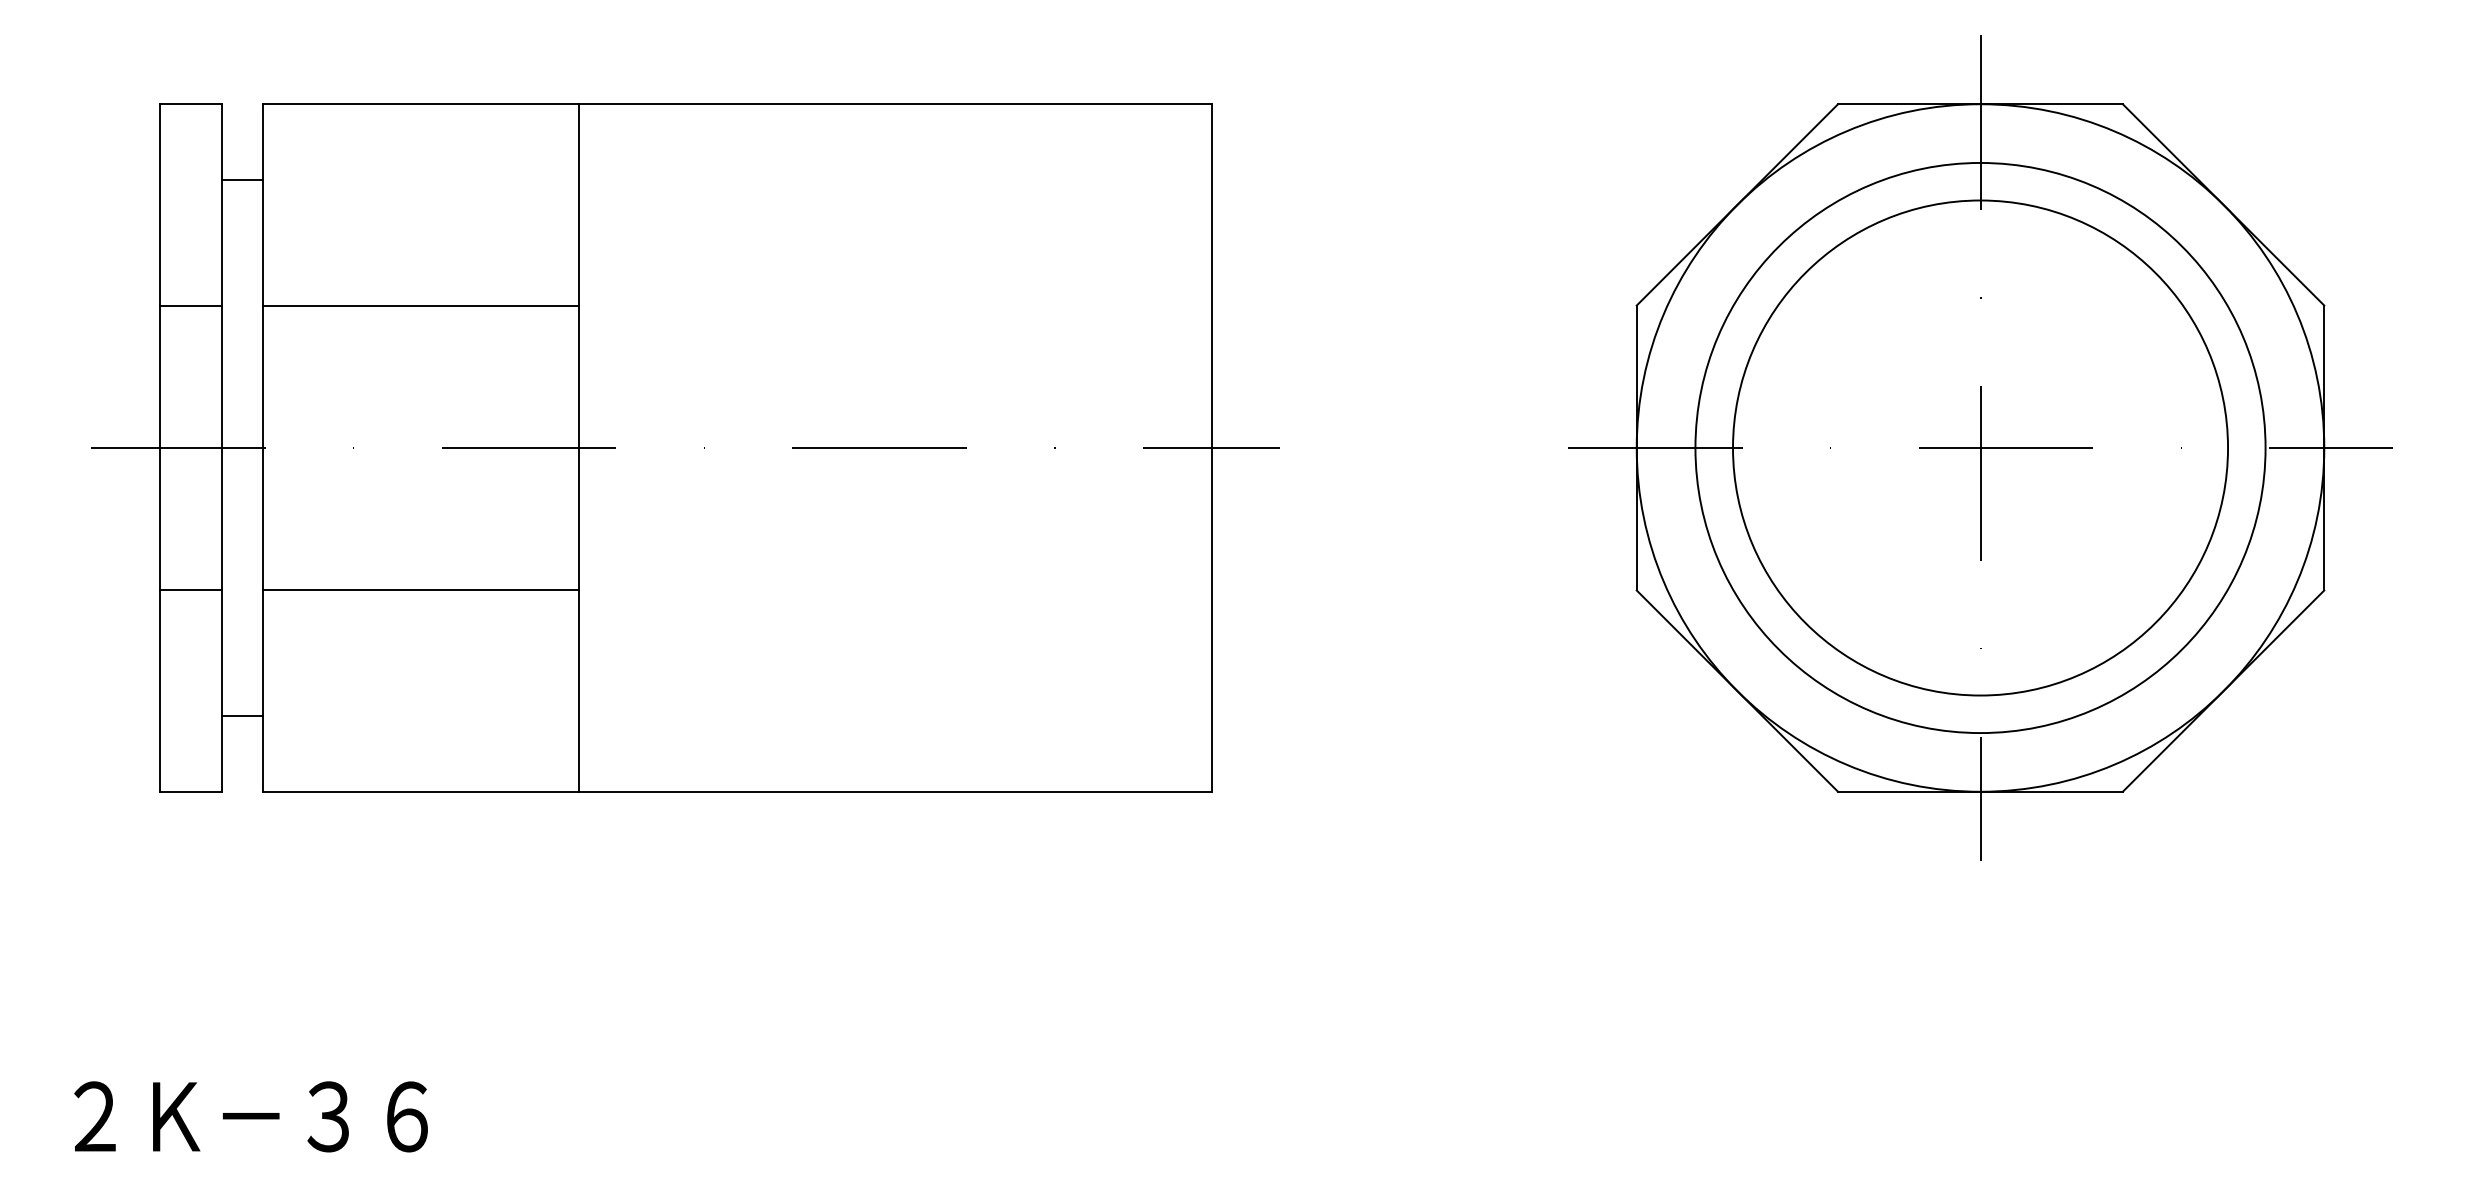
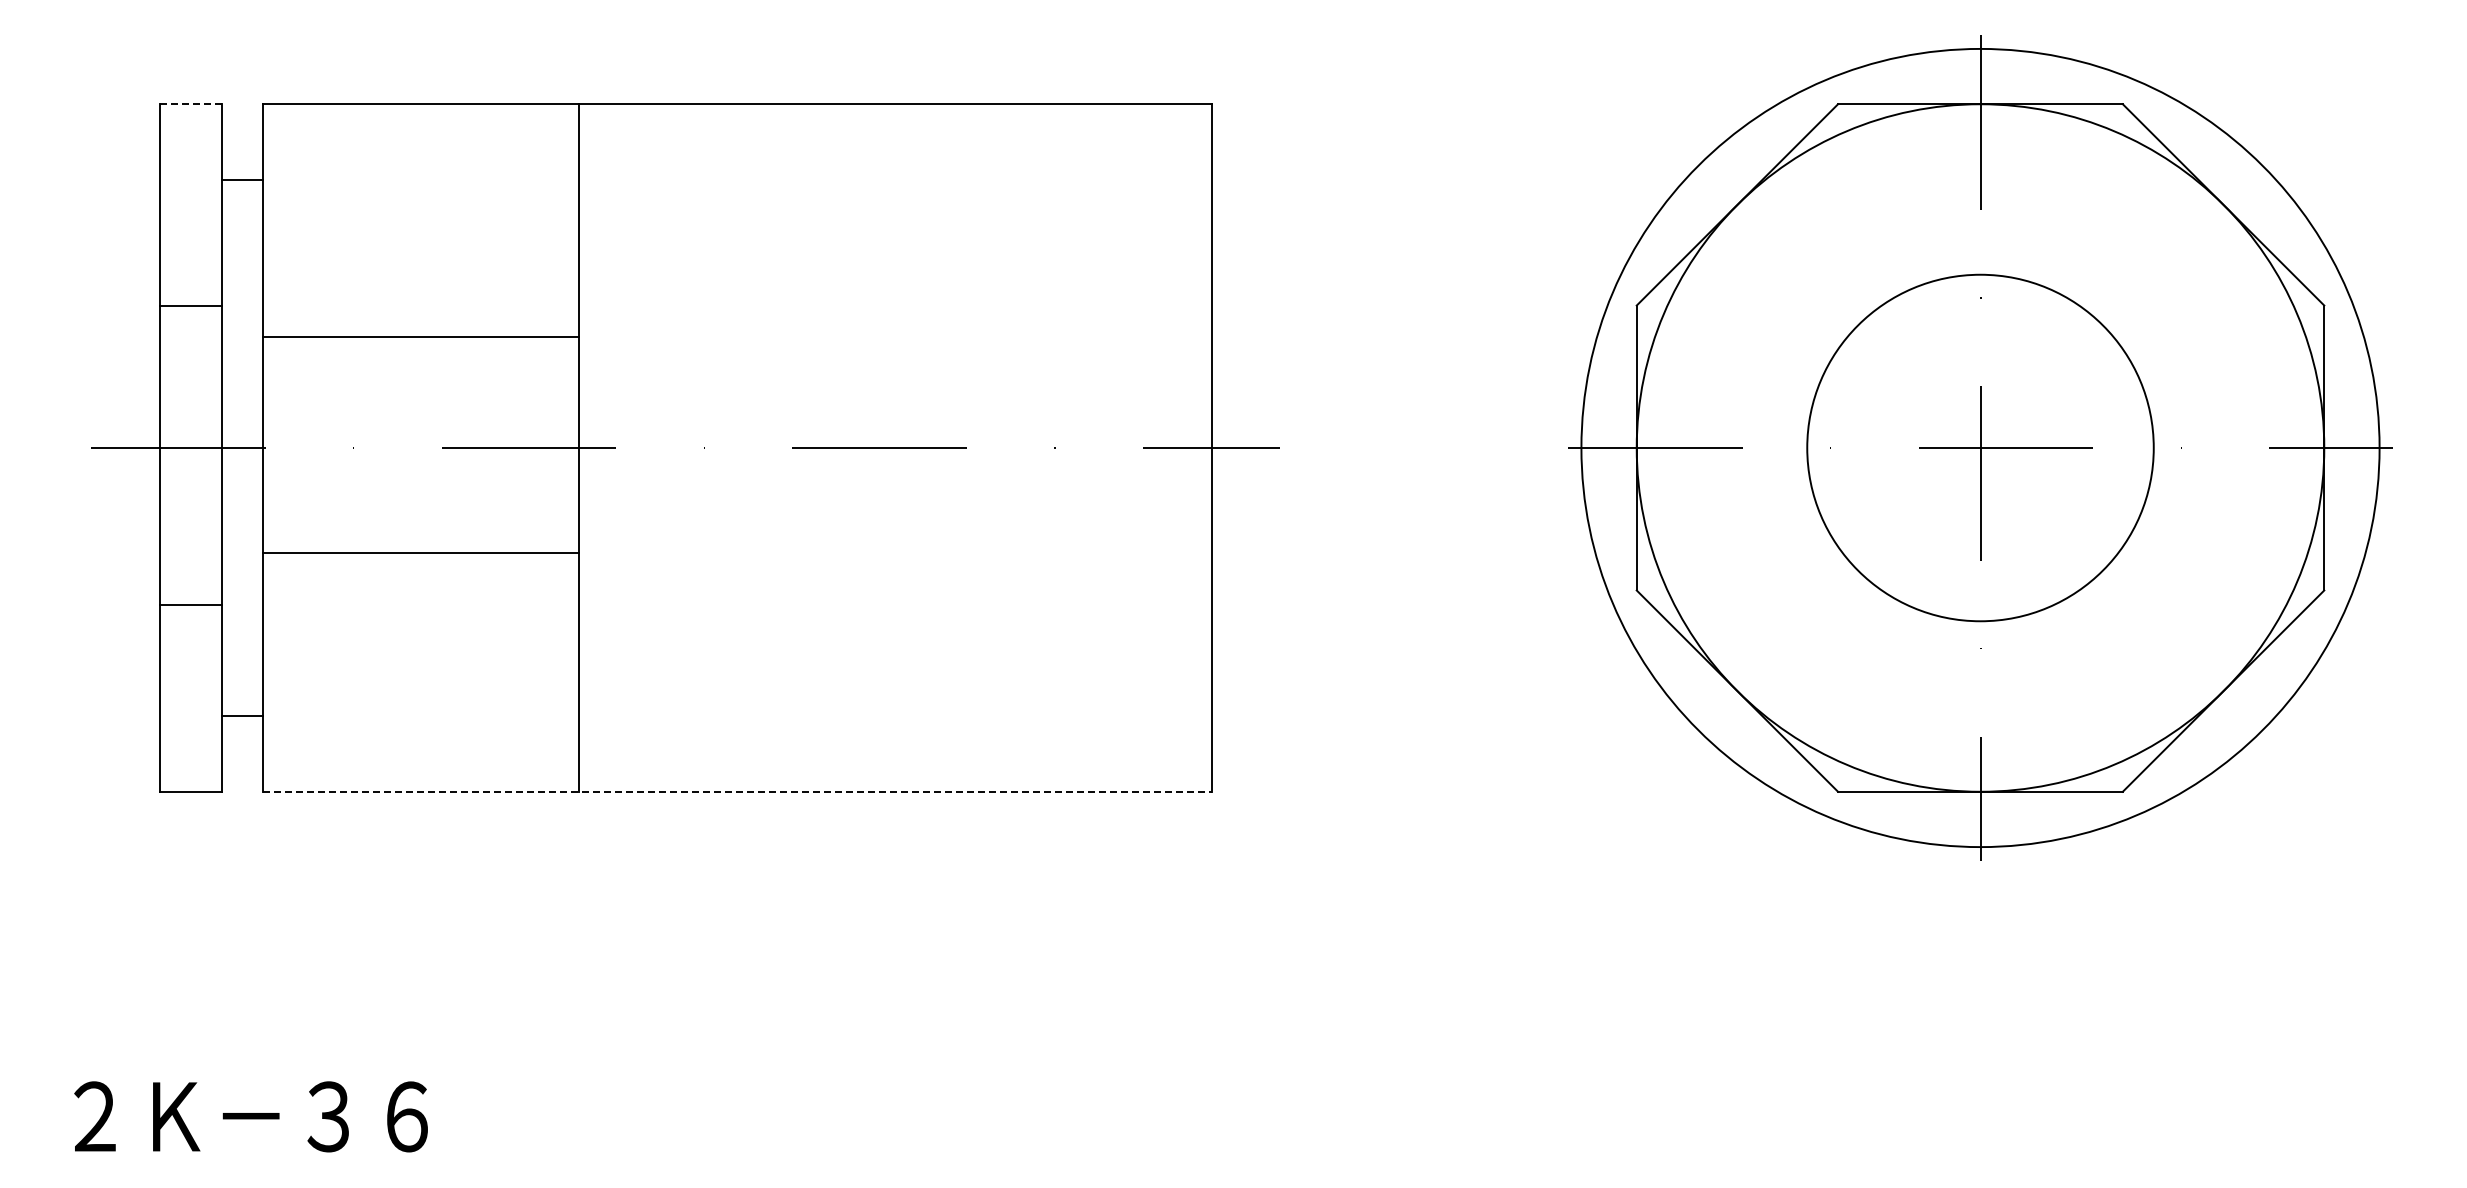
line: solid -> dashed (190, 104)
line position: (420, 305) -> (420, 336) (420, 336)
circle diameter: 495 px -> 347 px (1980, 447)
circle diameter: 570 px -> 798 px (1980, 447)
line position: (190, 590) -> (190, 605) (190, 605)
line position: (420, 590) -> (420, 553) (420, 553)
line: solid -> dashed (737, 791)
